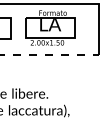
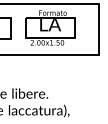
line: dashed -> solid (49, 55)
